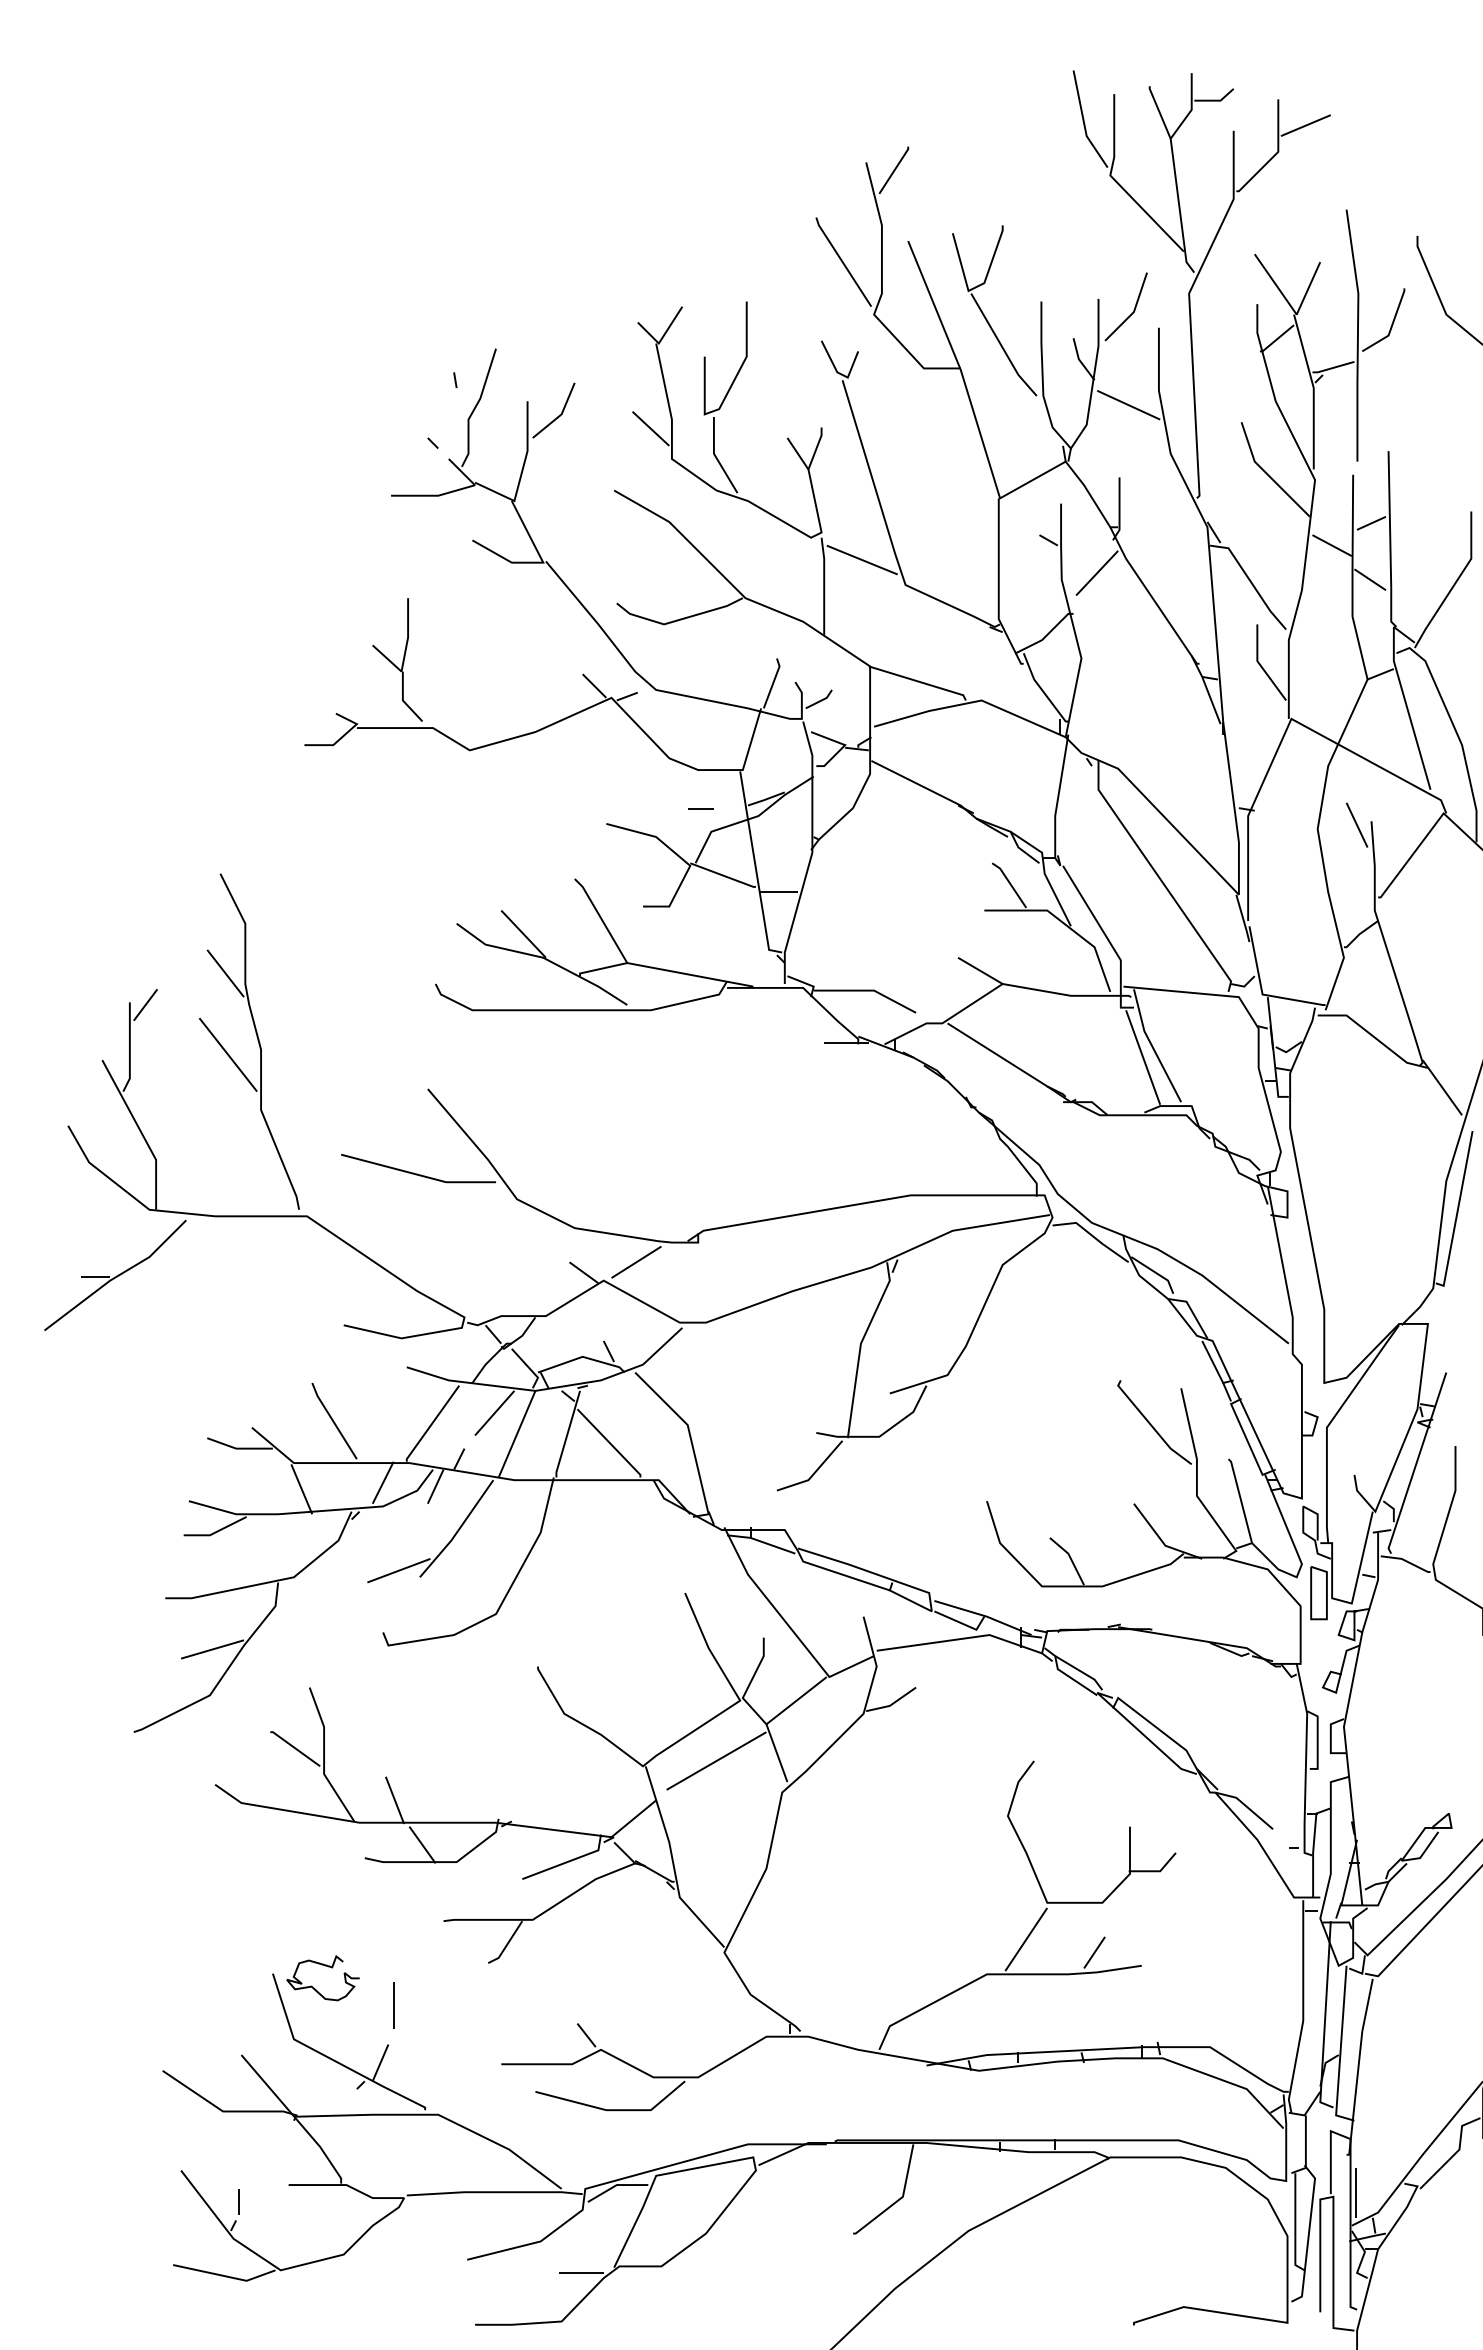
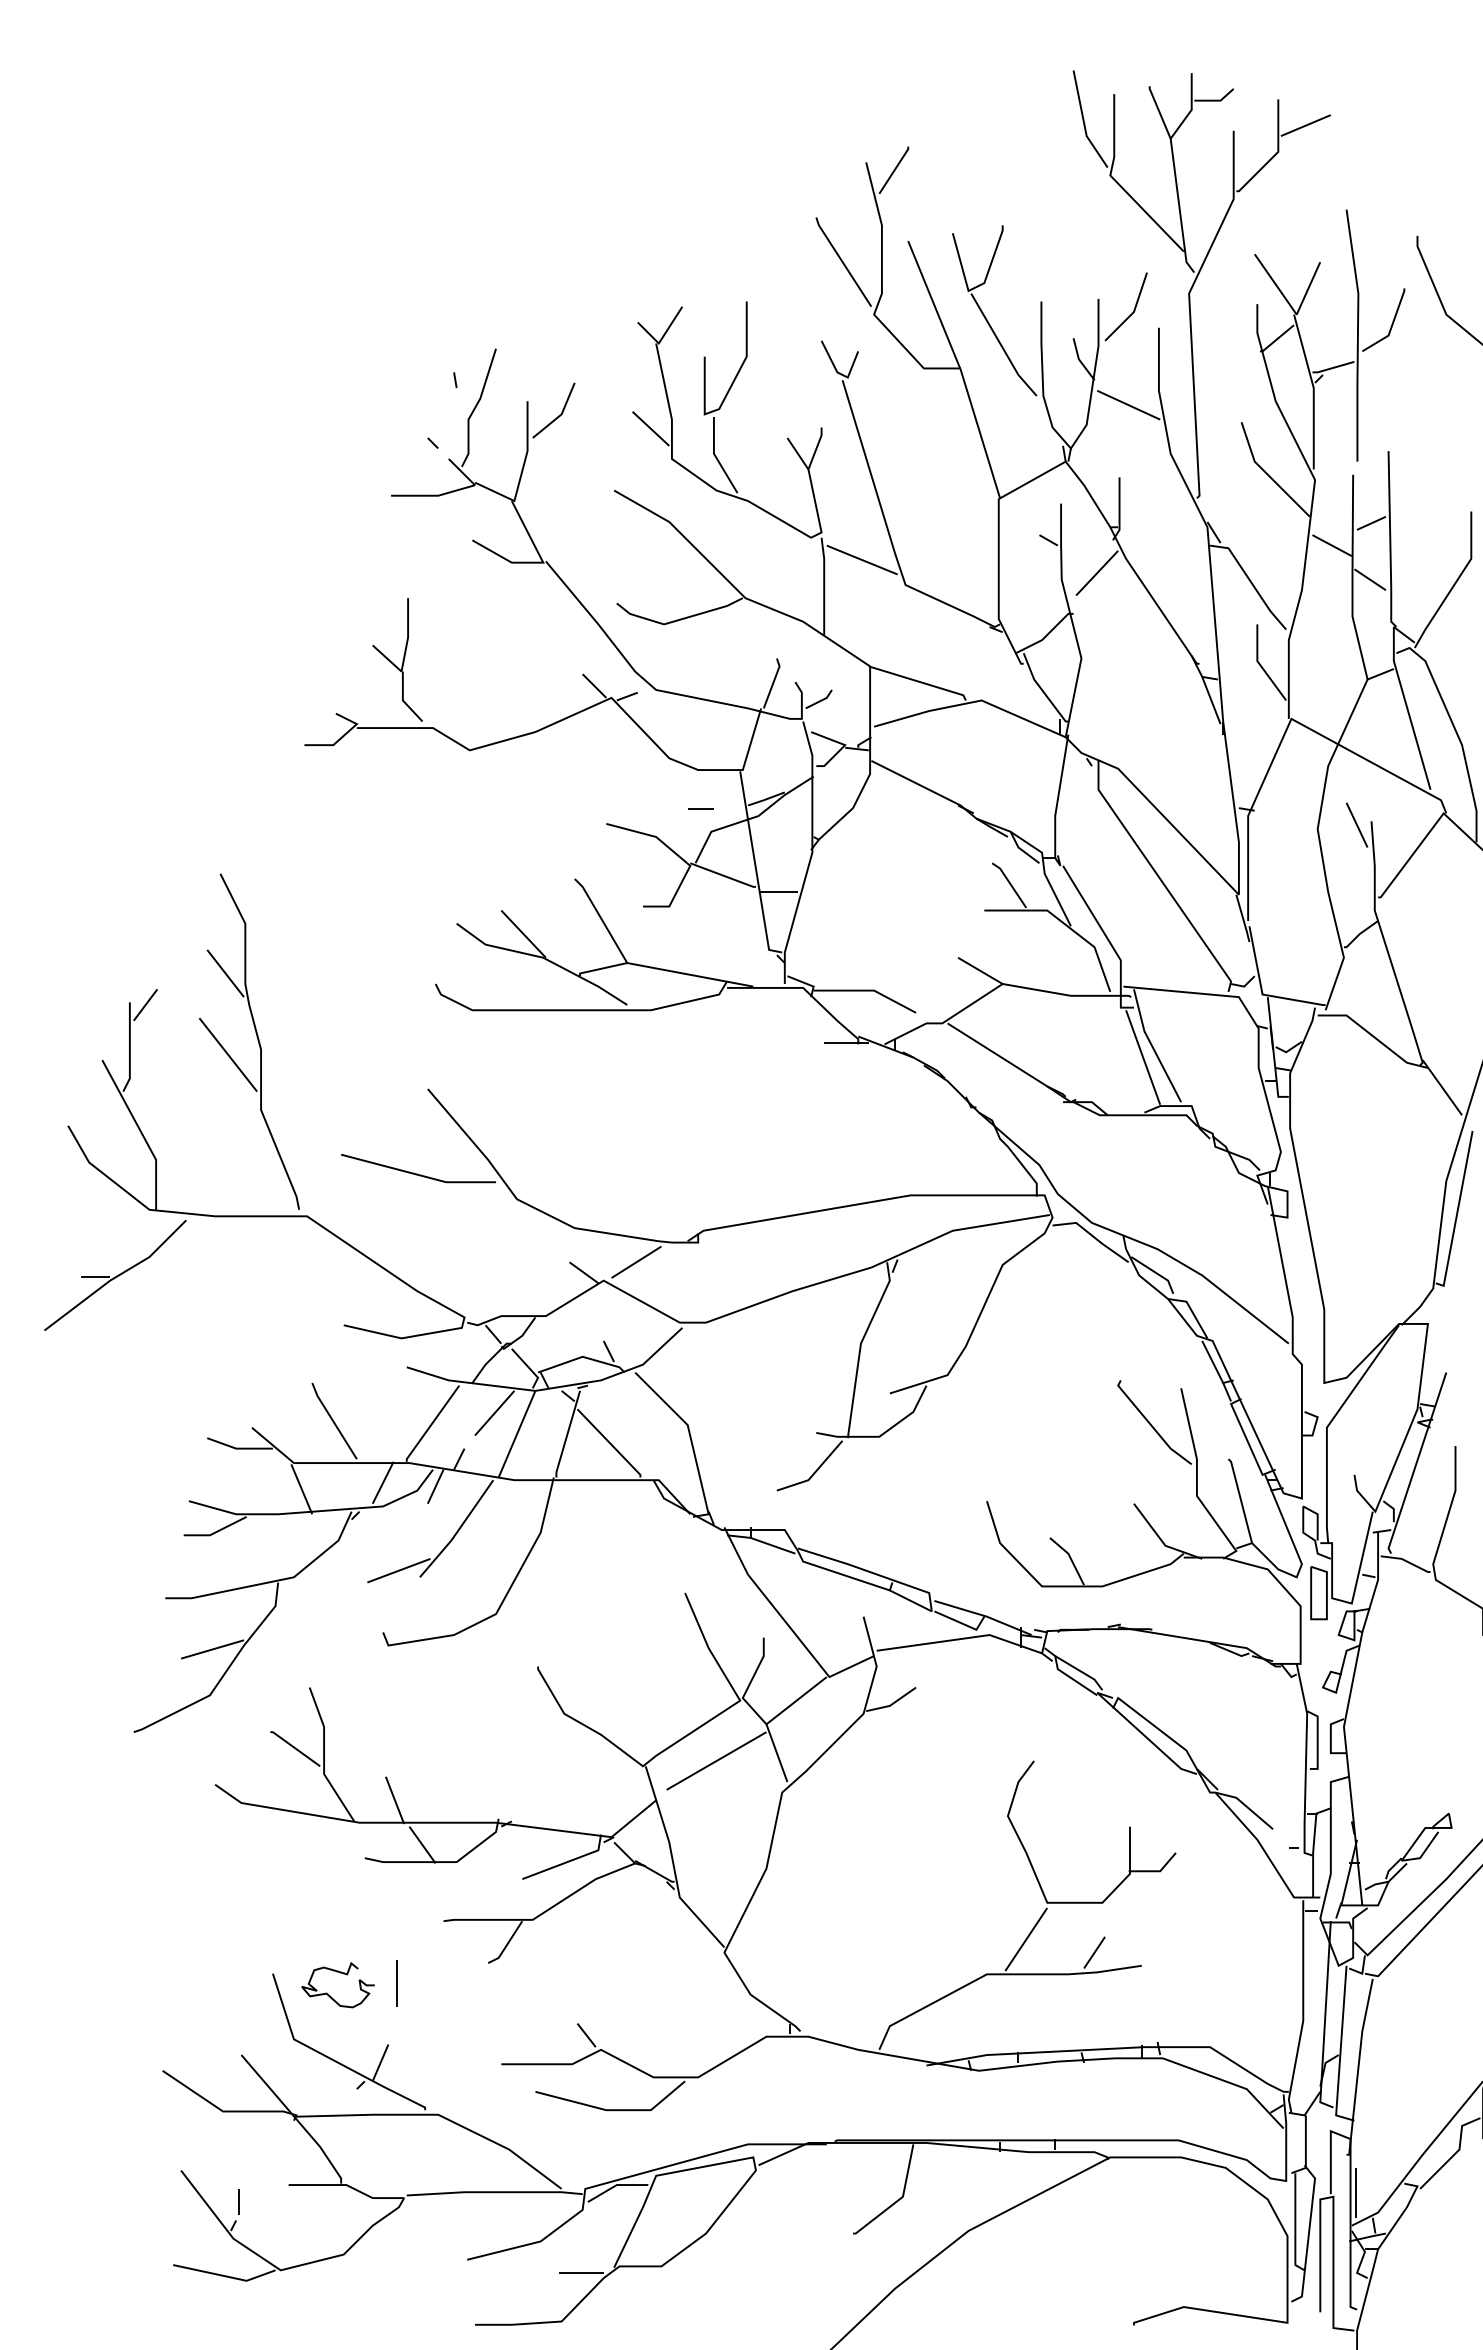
curve position: (314, 1987) -> (329, 1994) (329, 1994)
line position: (393, 2005) -> (396, 1983) (396, 1983)
